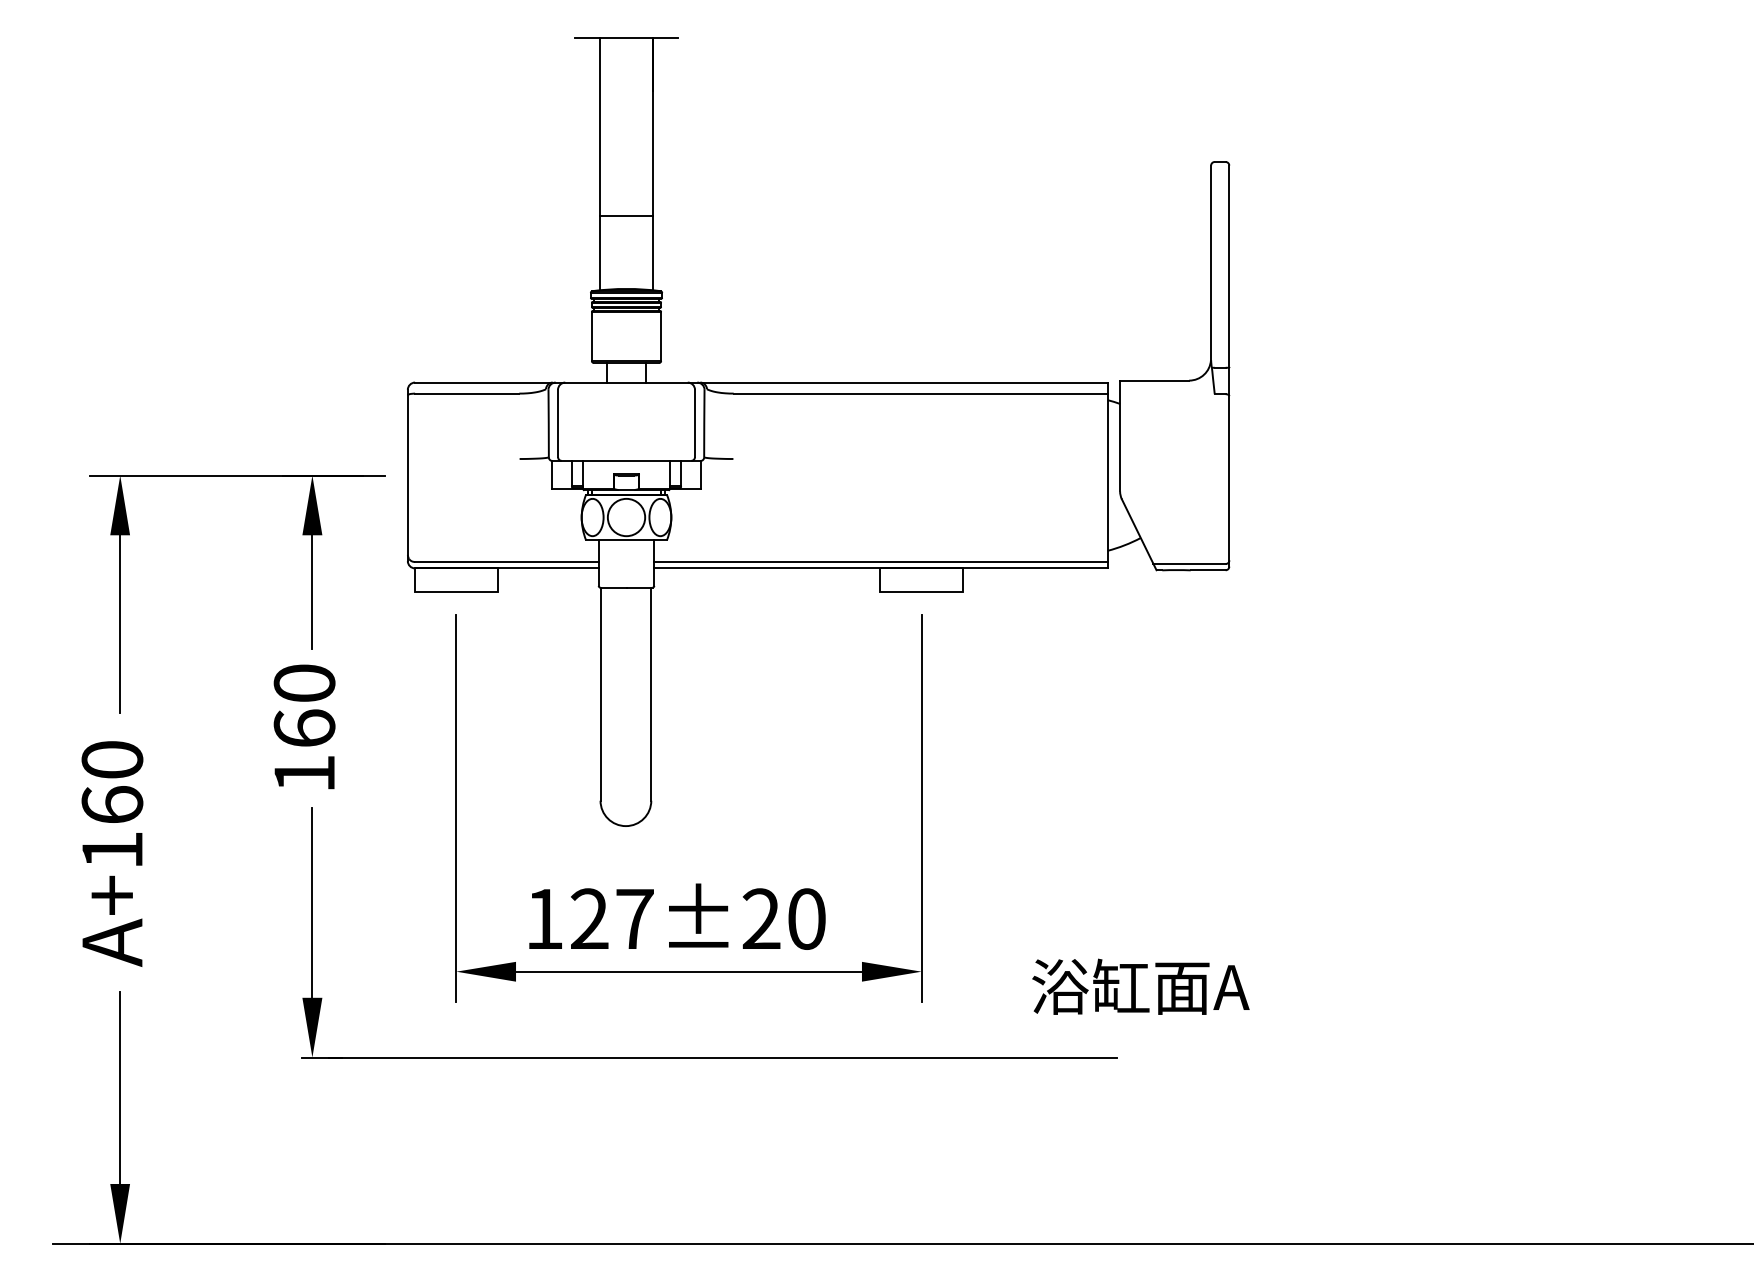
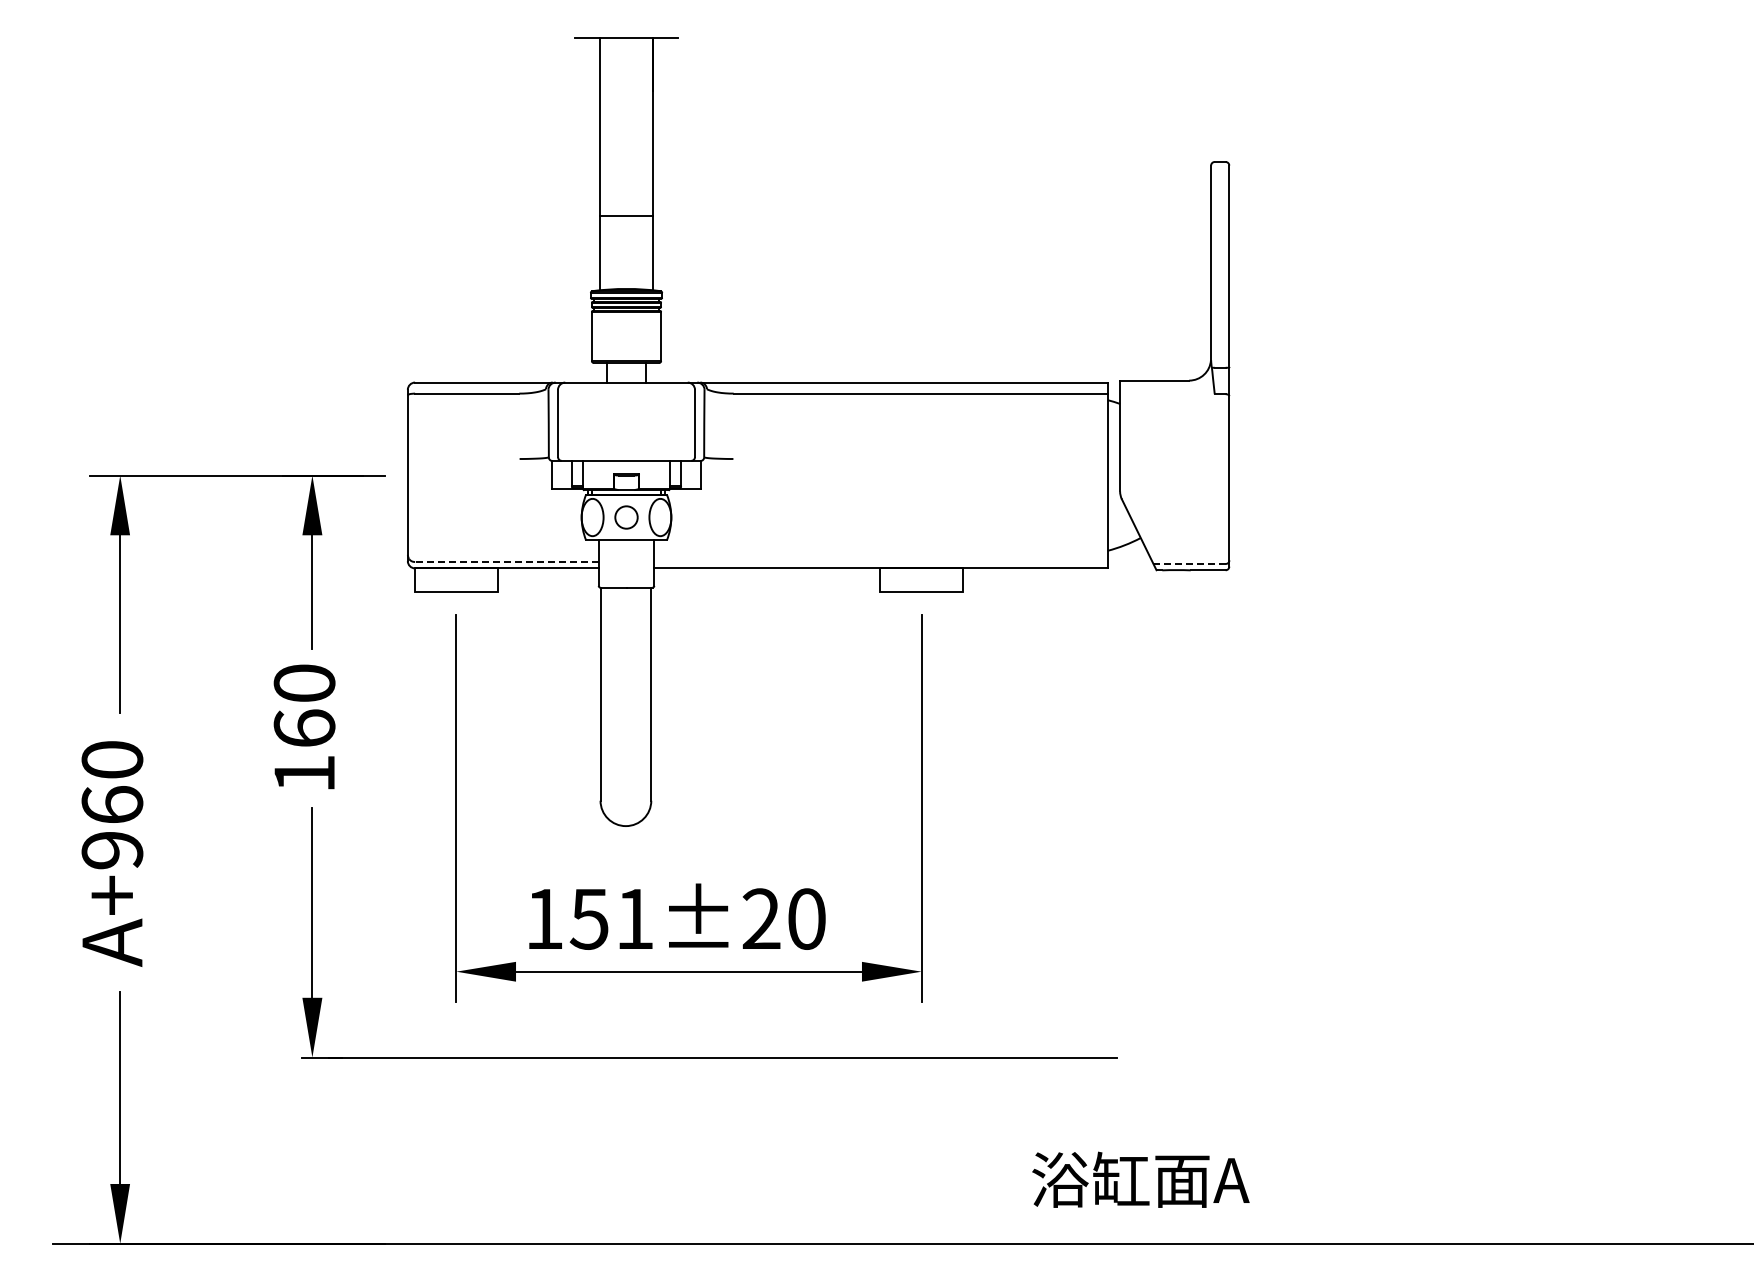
circle diameter: 37 px -> 22 px (626, 517)
line: solid -> dashed (506, 562)
line: present -> none (880, 562)
line: solid -> dashed (1189, 563)
text: A+160 -> A+960 (112, 850)
text: 127±20 -> 151±20 (611, 918)
text position: (1140, 986) -> (1140, 1179) (1140, 1179)
